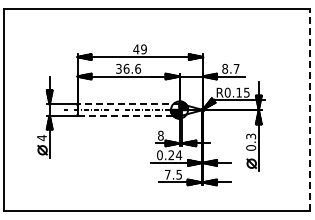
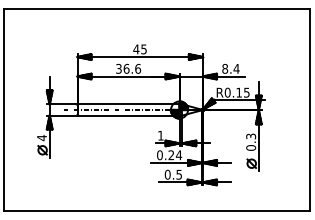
text: 49 -> 45 (143, 48)
text: 8.7 -> 8.4 (236, 68)
line: dashed -> solid (128, 104)
line: dashed -> solid (310, 109)
line: dashed -> solid (128, 115)
text: 8 -> 1 (160, 135)
text: 7.5 -> 0.5 (167, 174)
